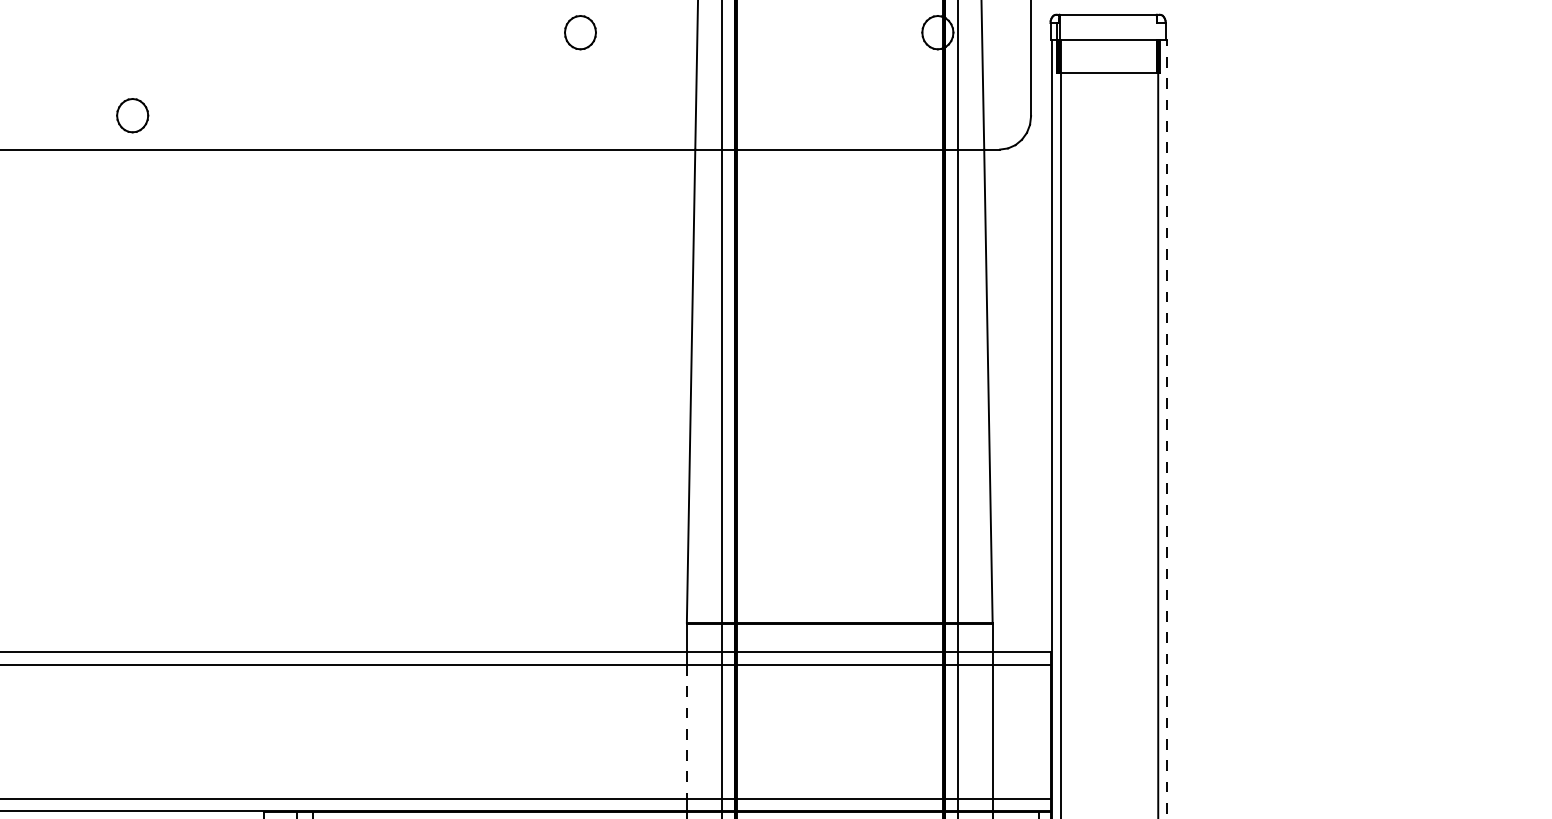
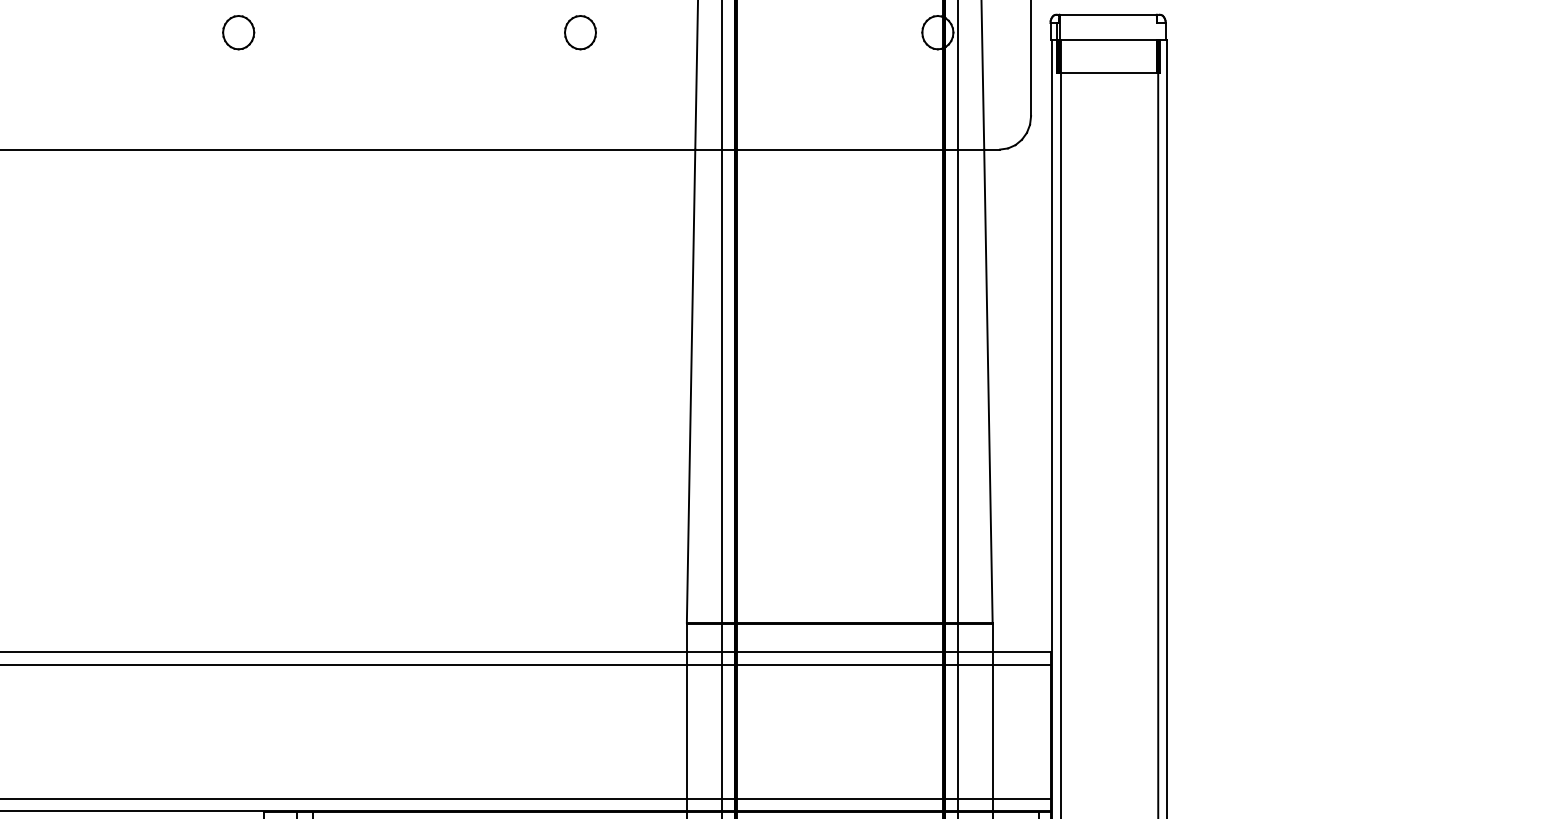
part position: (132, 115) -> (238, 32) (238, 32)
line: dashed -> solid (1167, 428)
line: dashed -> solid (686, 731)
